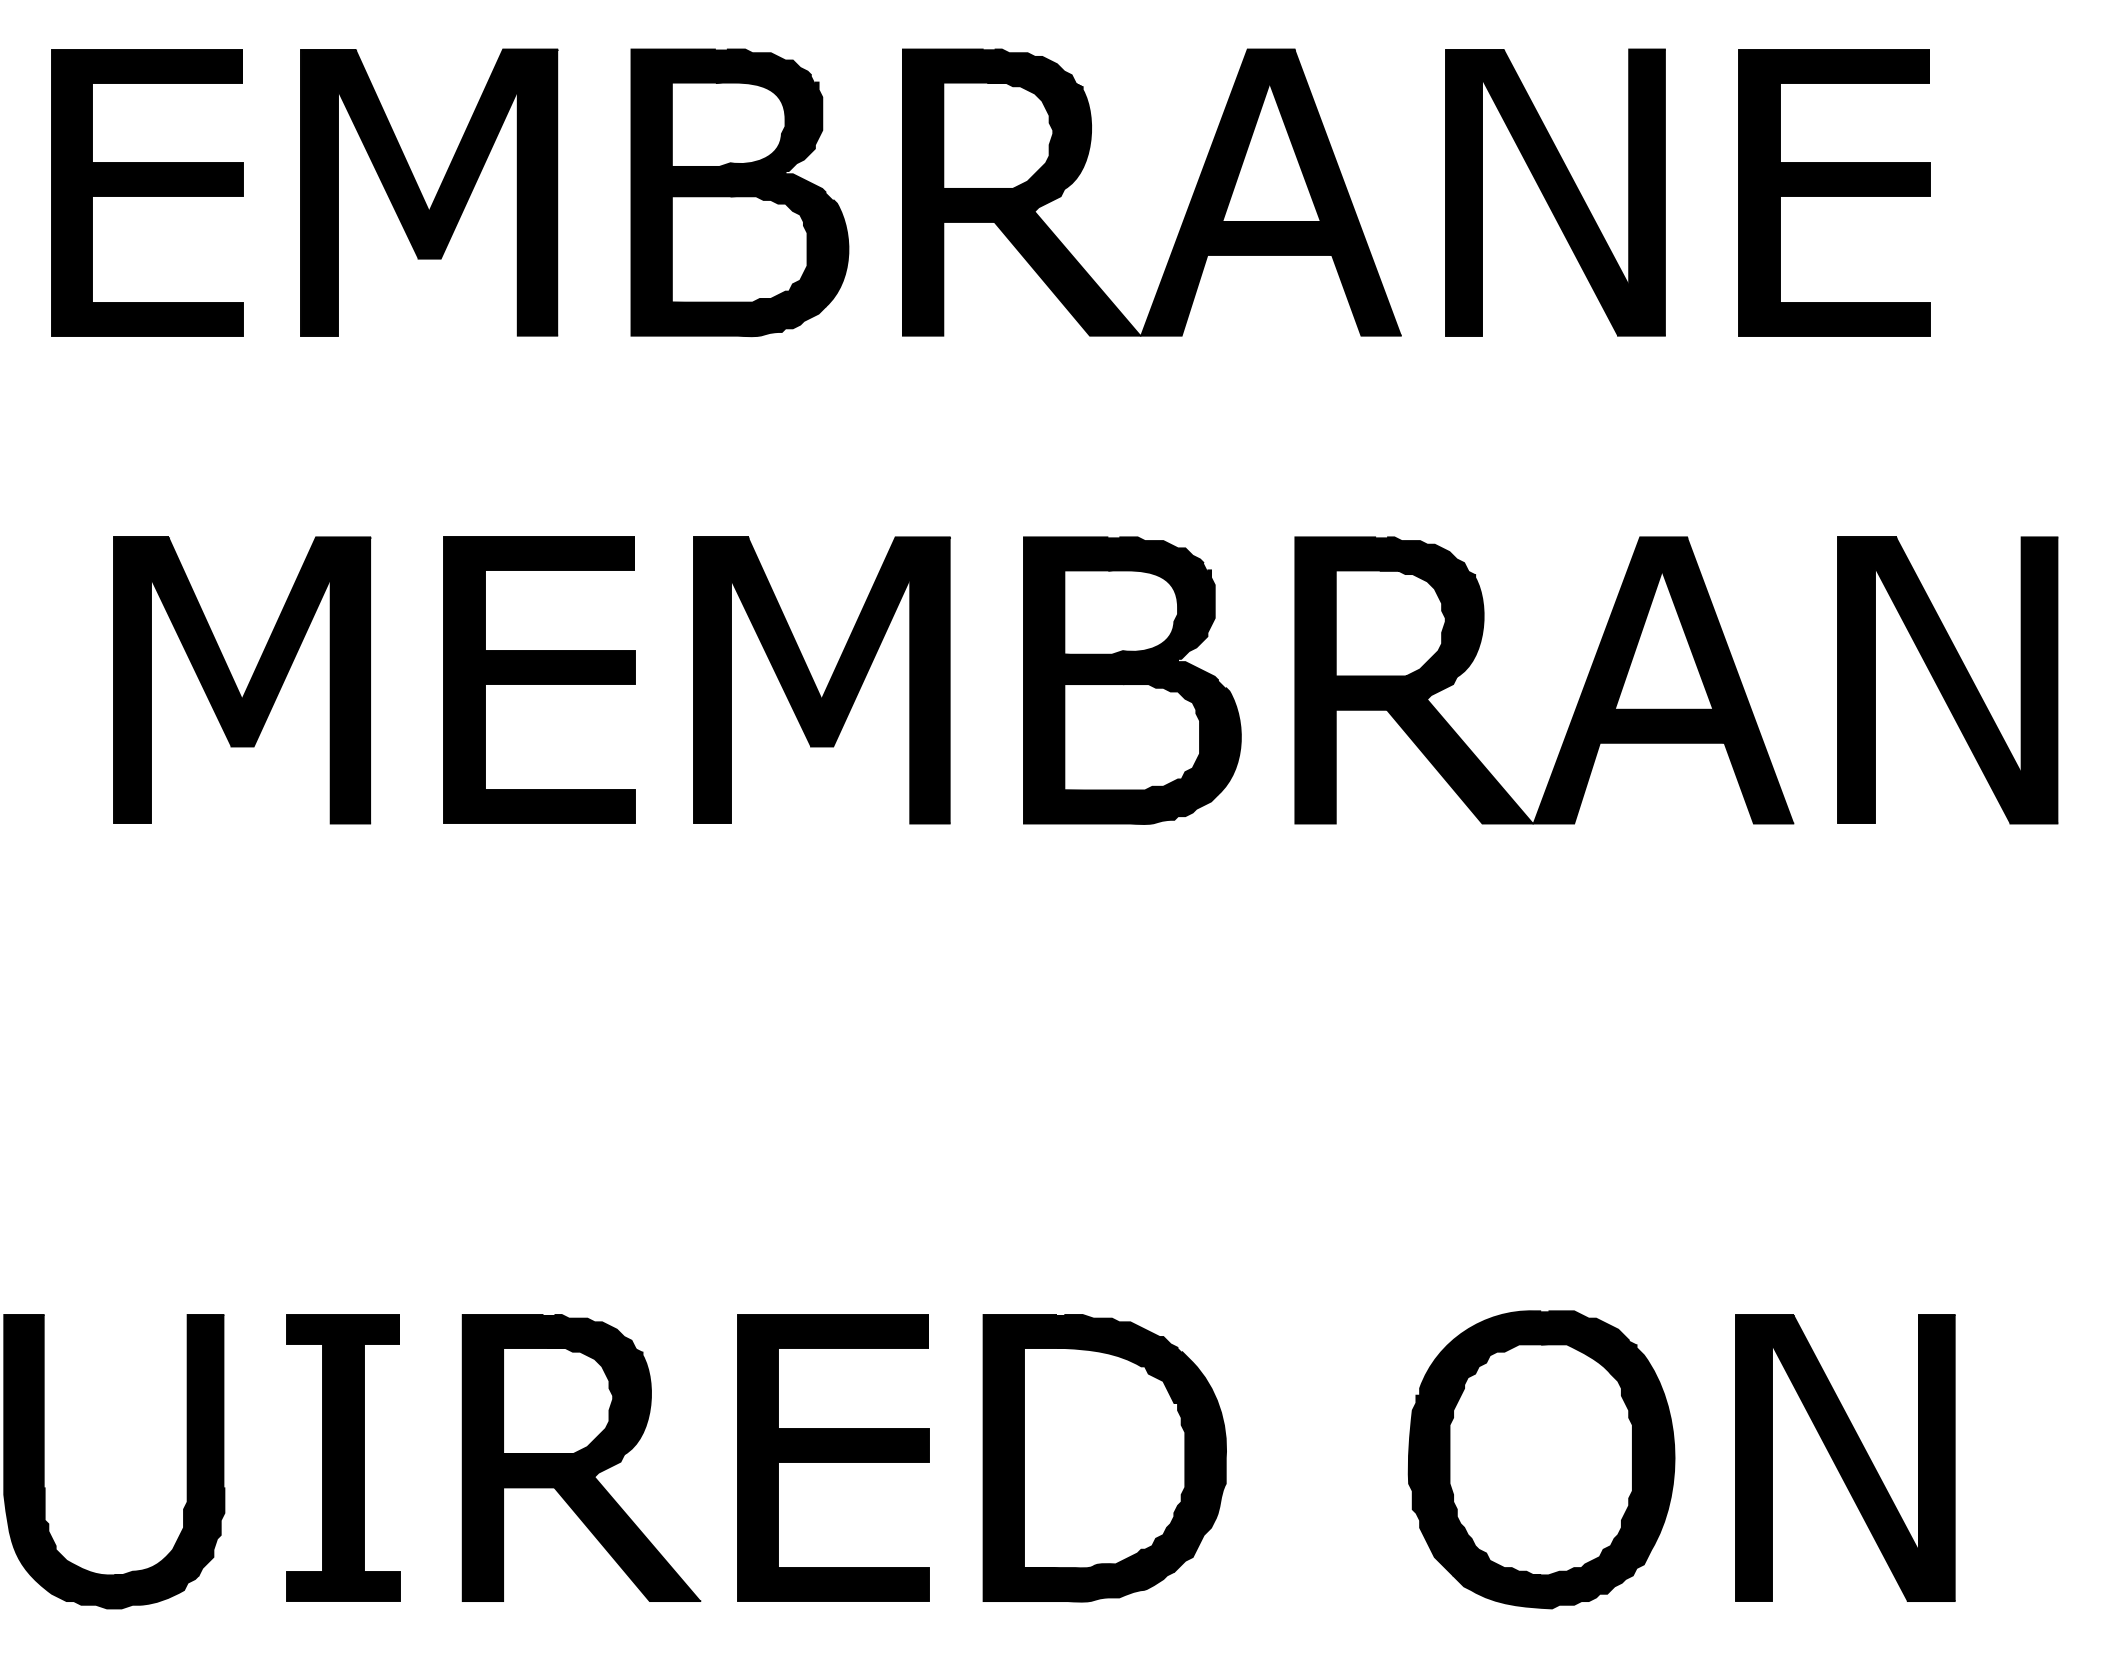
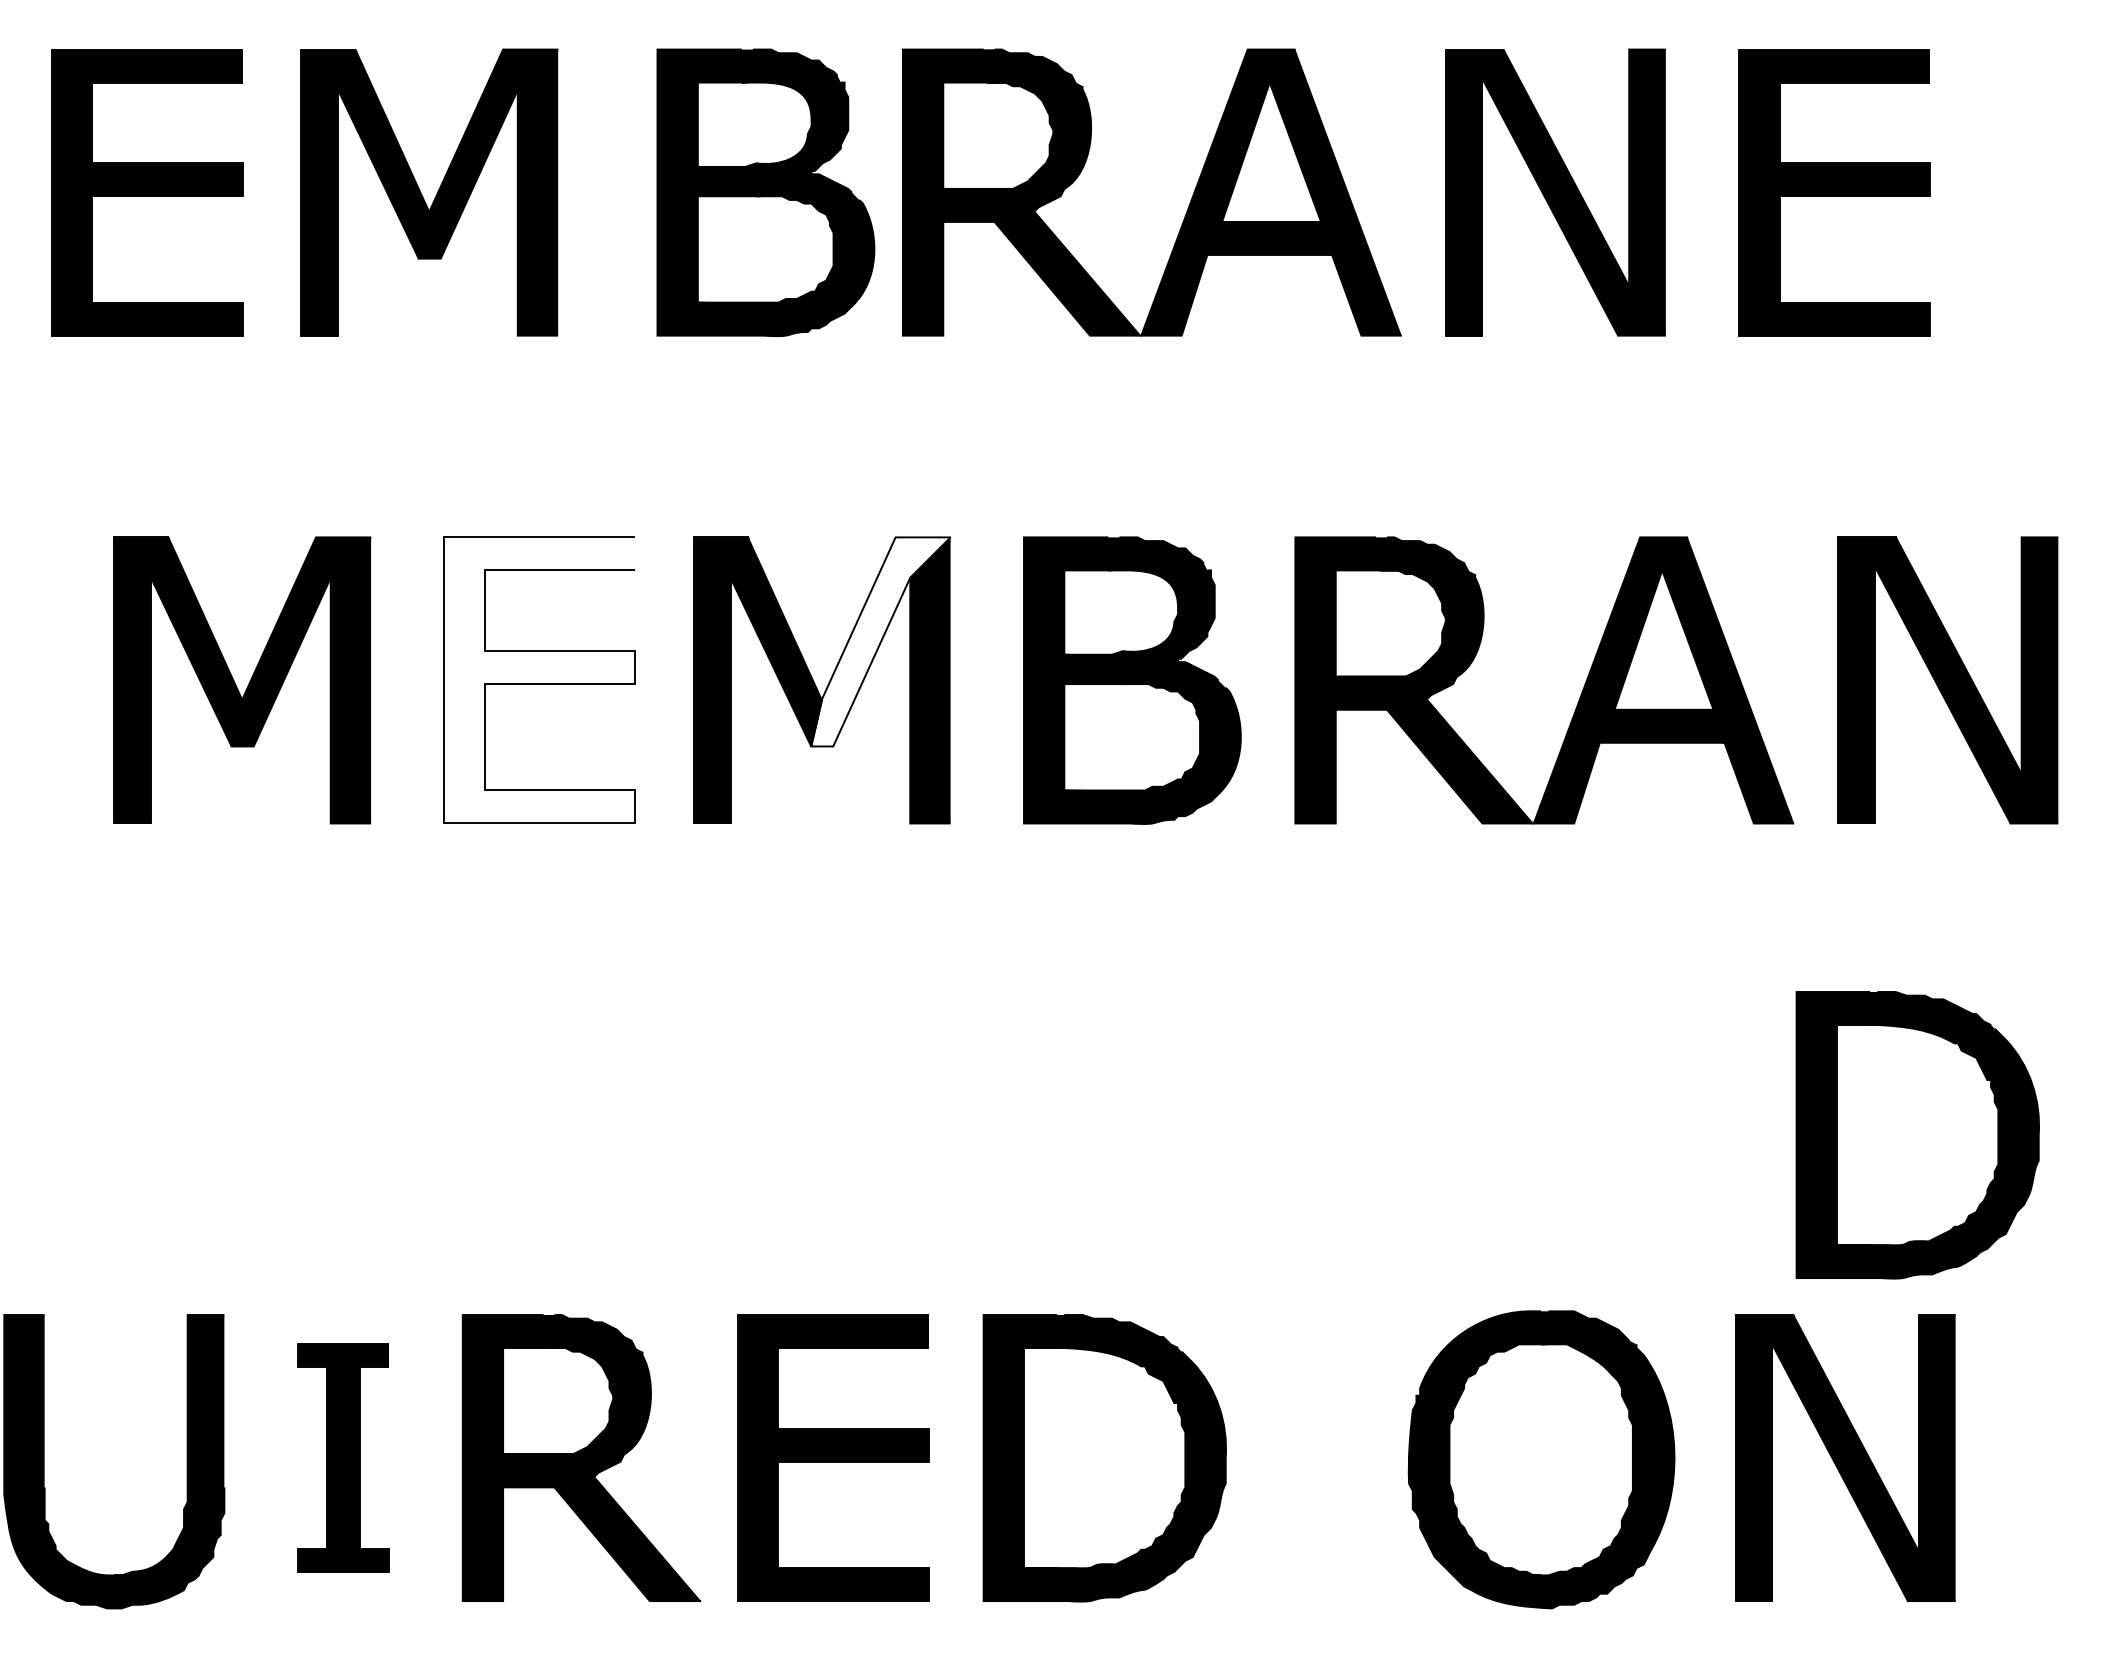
part position: (739, 192) -> (765, 192) (765, 192)
fill: present -> none (880, 641)
fill: present -> none (539, 680)
part: none -> present (1917, 1135)
part size: 115x288 px -> 93x230 px (343, 1457)
